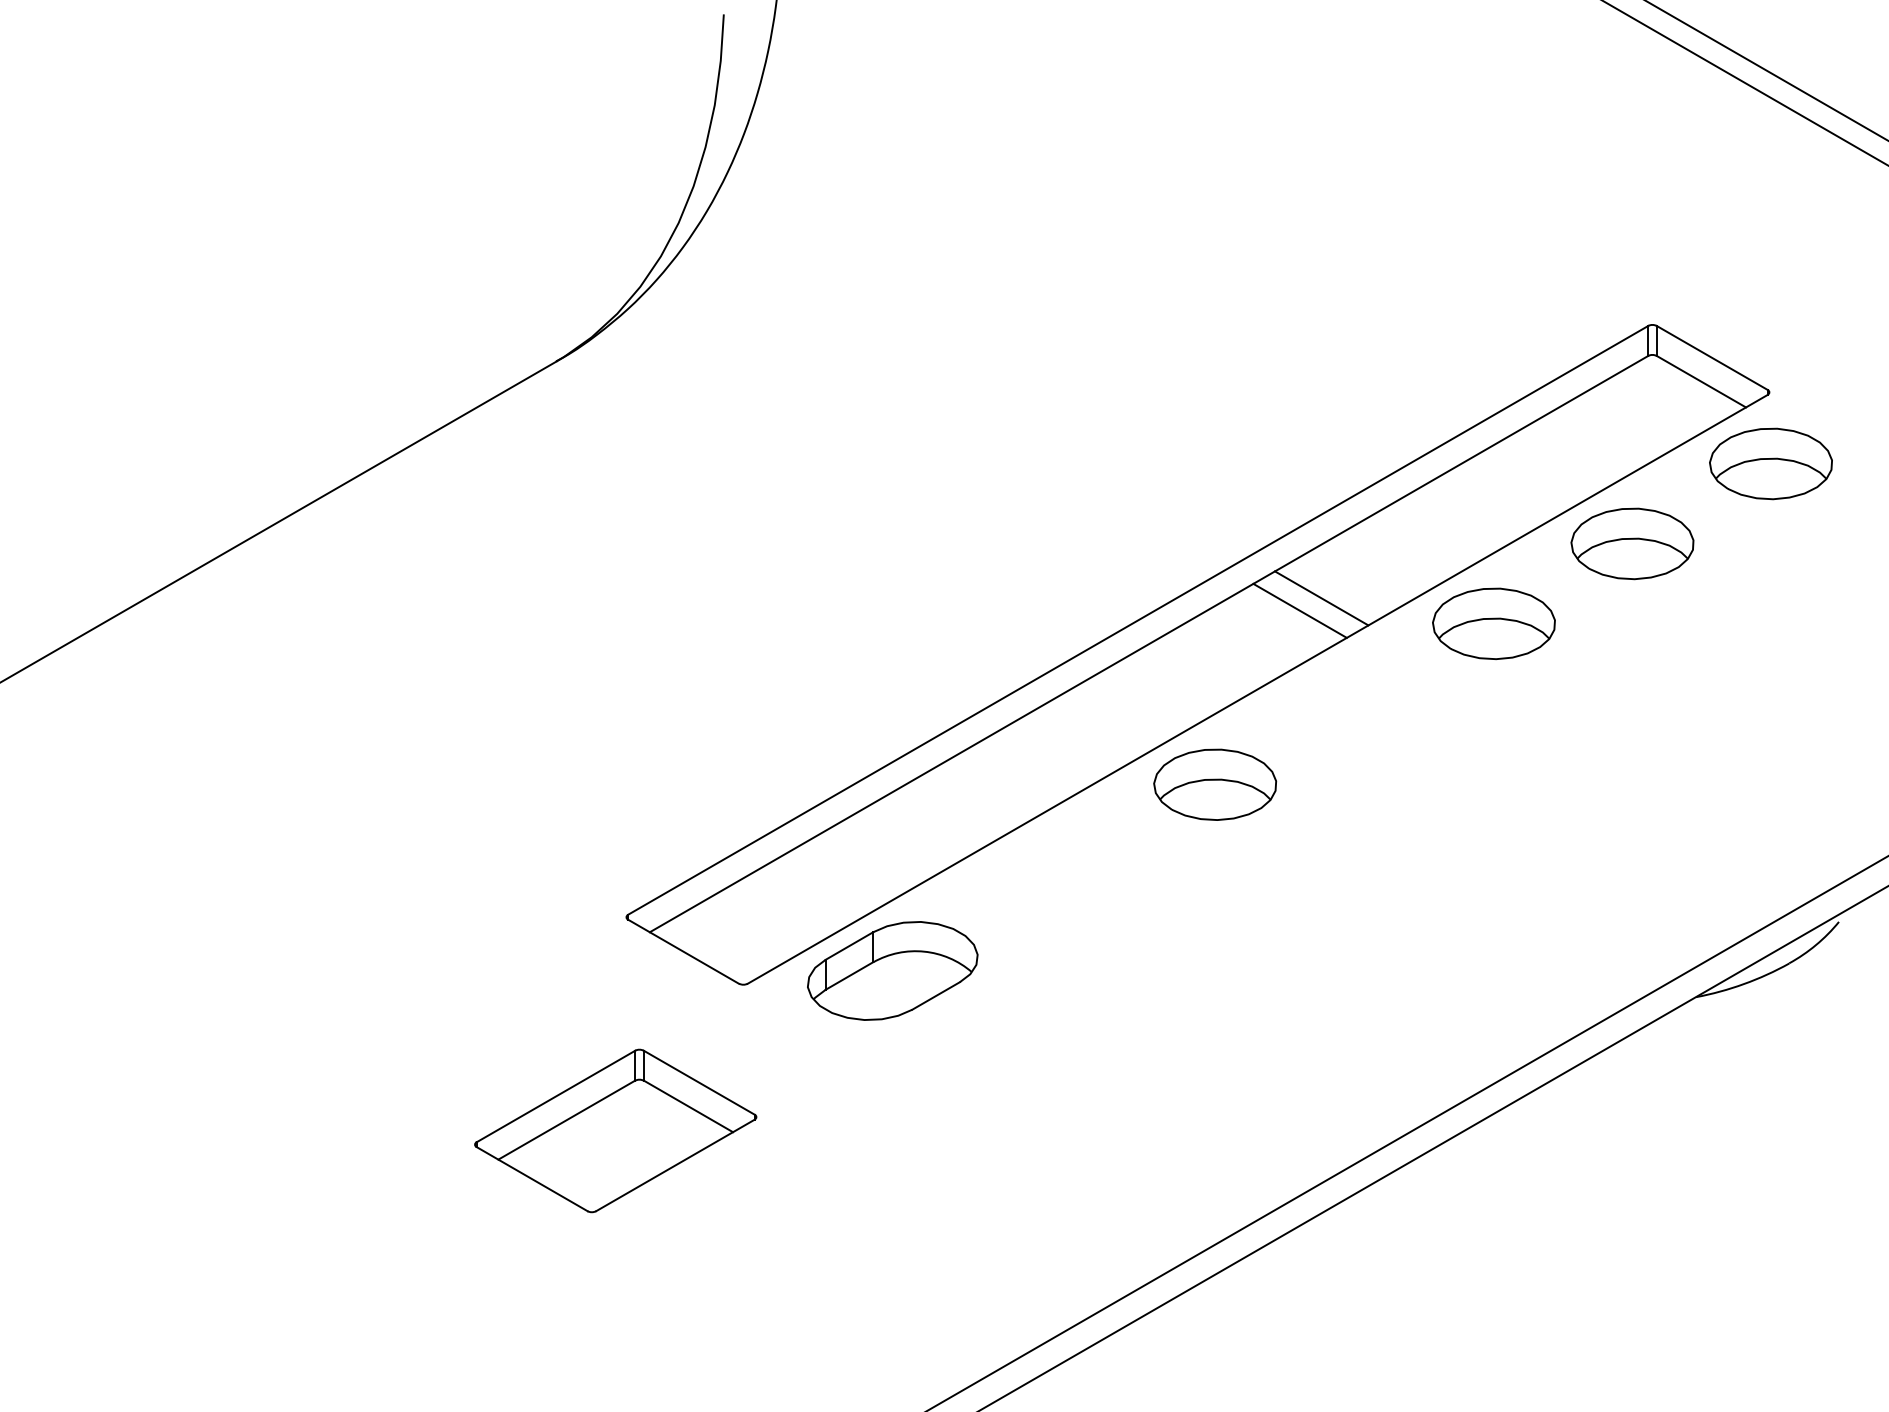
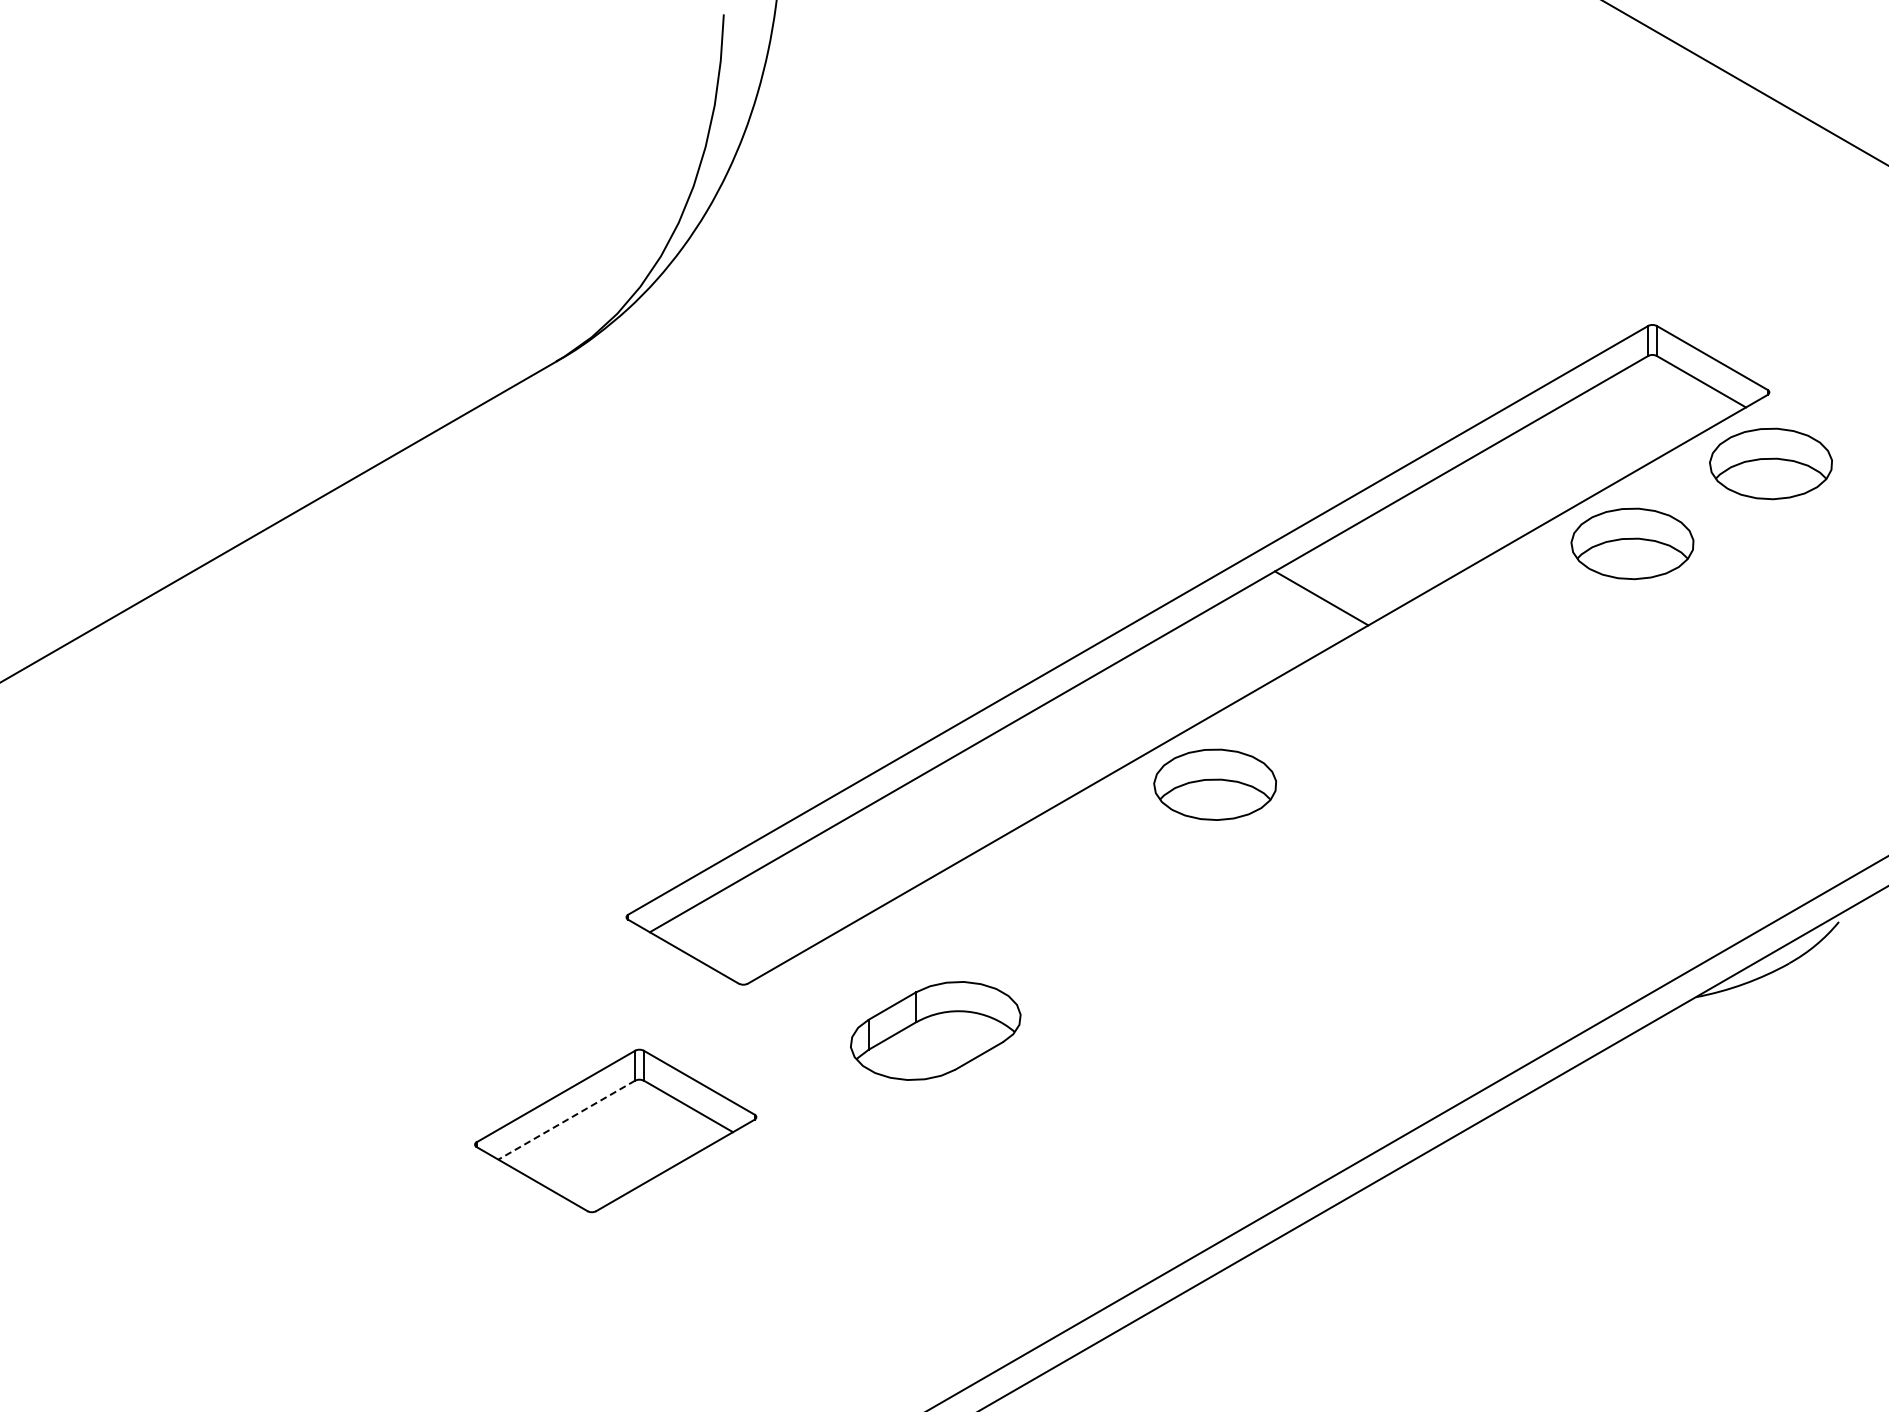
line: present -> none (1766, 70)
line: present -> none (1299, 610)
part: present -> none (1493, 623)
part position: (892, 970) -> (935, 1030) (935, 1030)
line: solid -> dashed (566, 1120)
